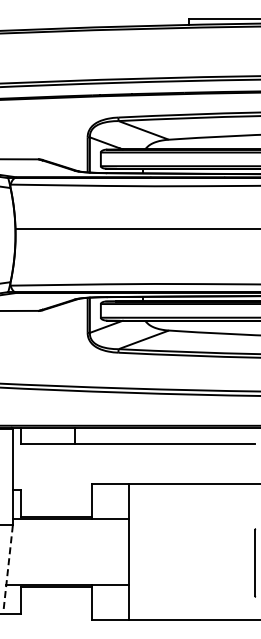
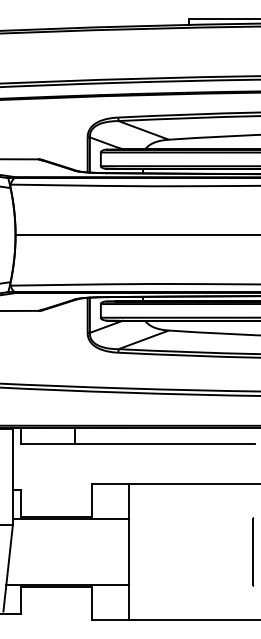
line position: (136, 229) -> (136, 235) (136, 235)
line position: (255, 562) -> (253, 551) (253, 551)
line: dashed -> solid (8, 568)
